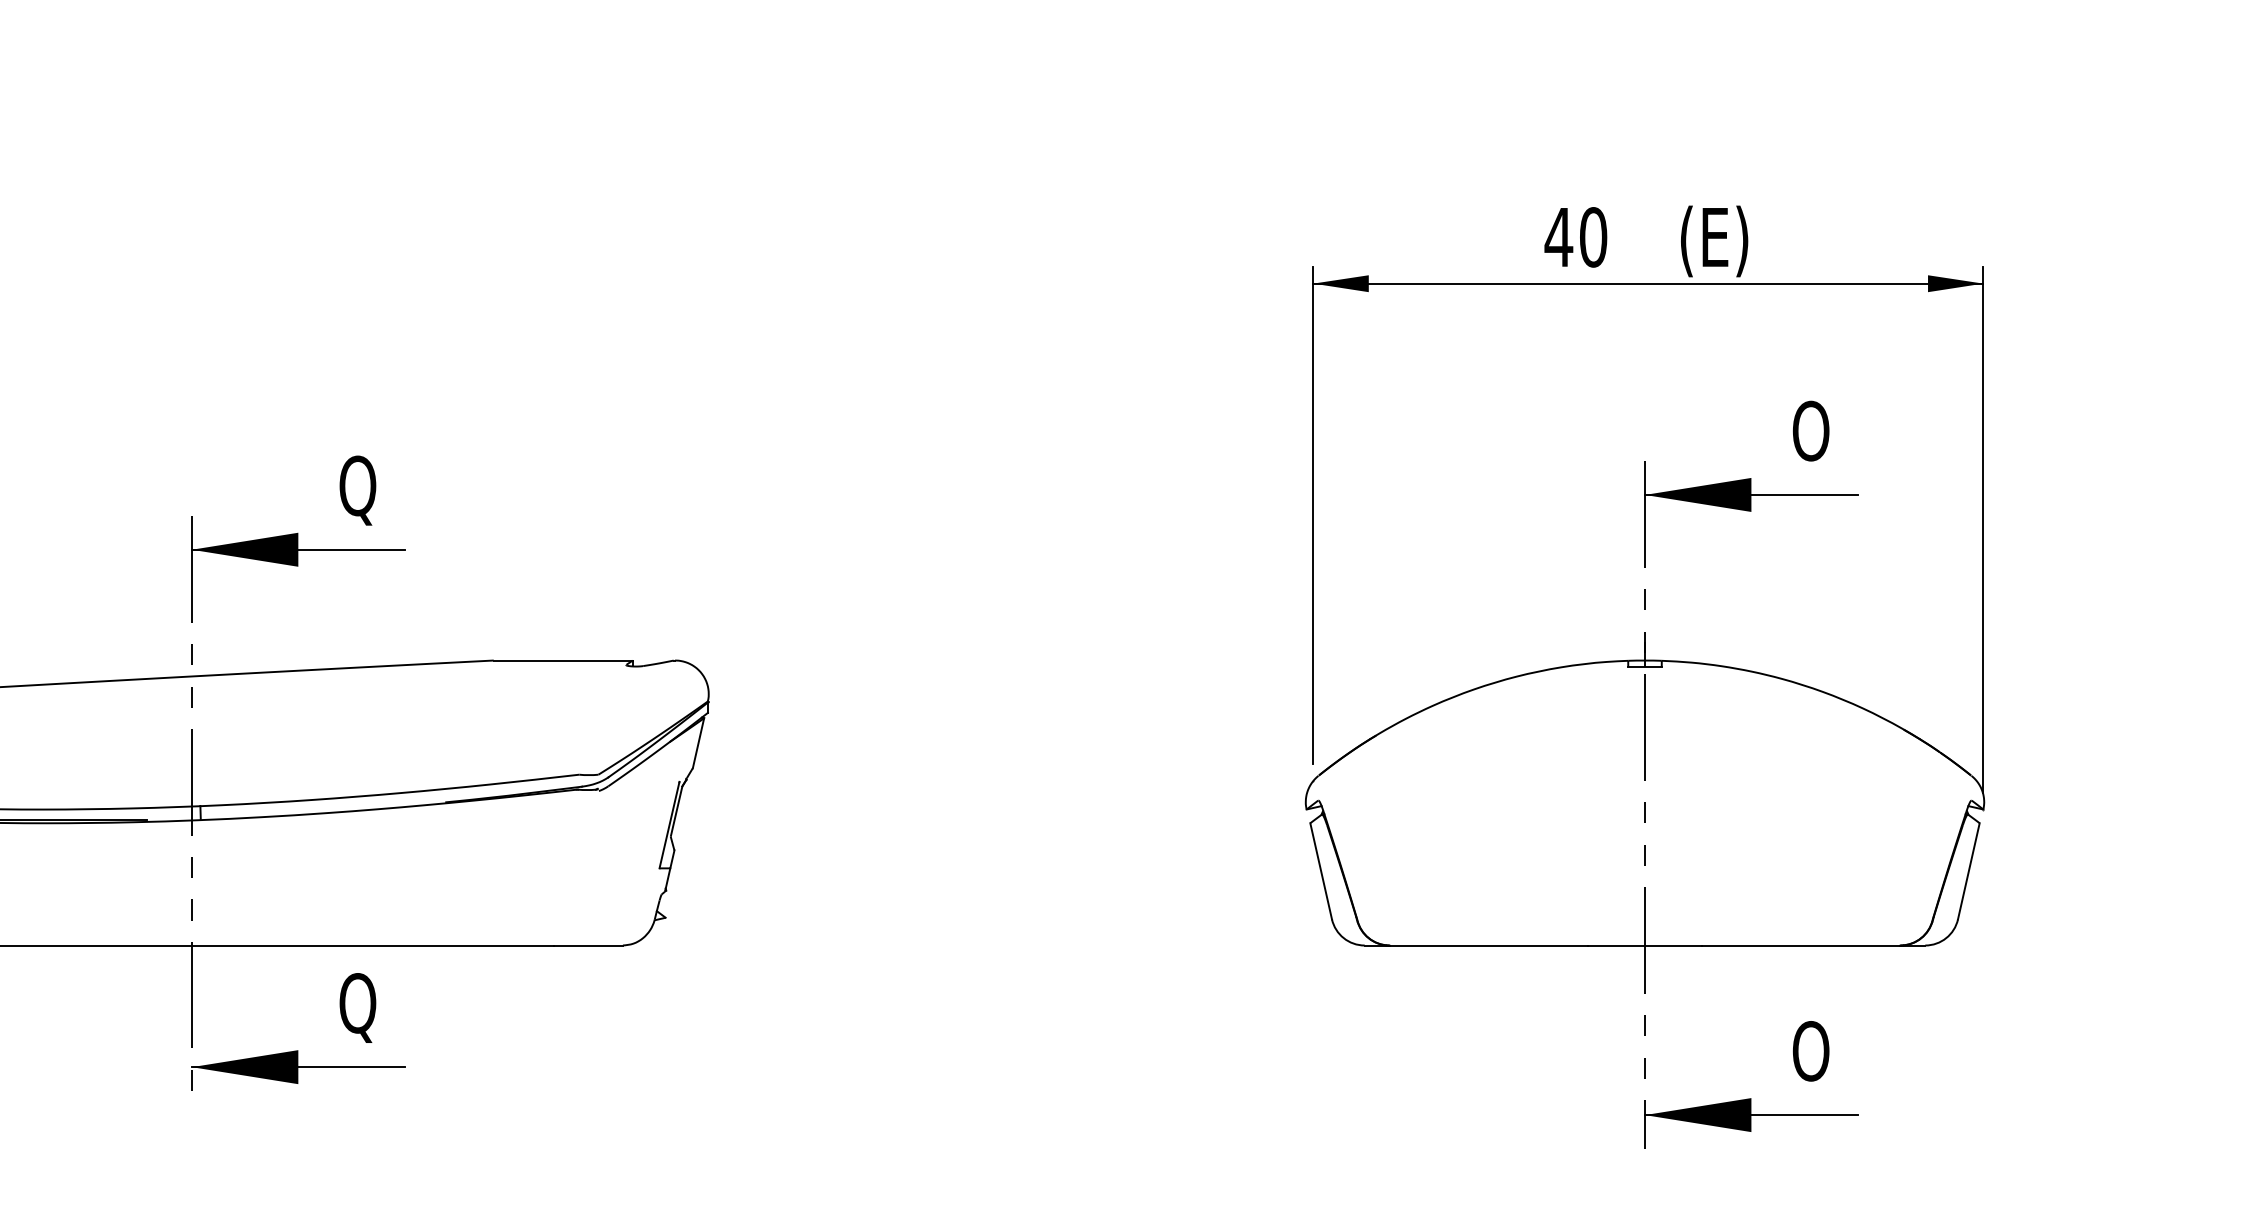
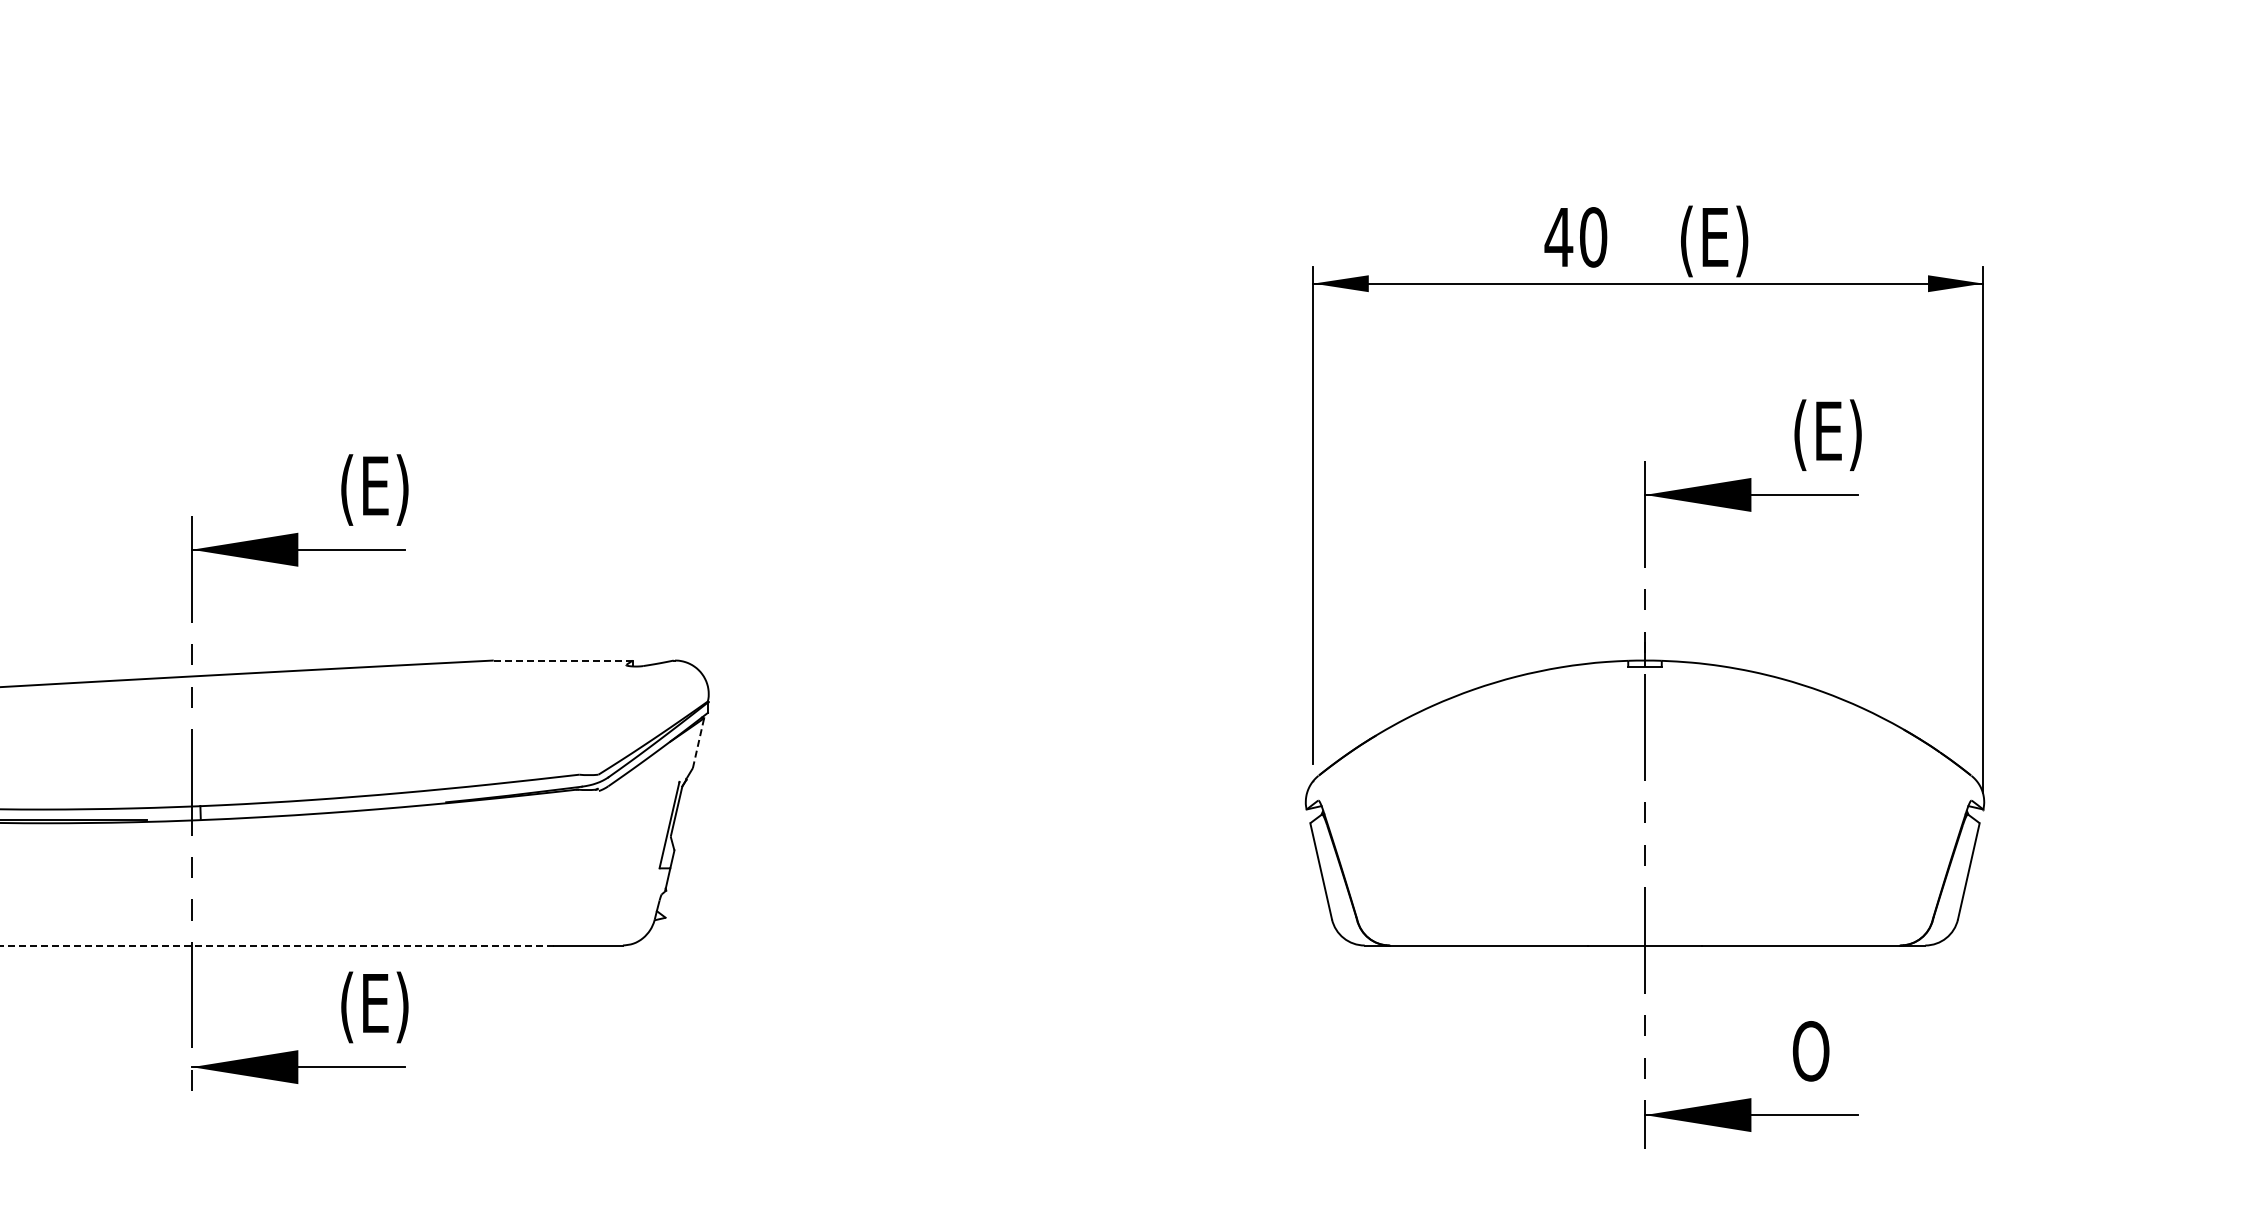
text: O -> (E) (1826, 435)
text: Q -> (E) (373, 489)
line: solid -> dashed (562, 660)
line: solid -> dashed (698, 743)
line: solid -> dashed (276, 945)
text: Q -> (E) (373, 1007)
